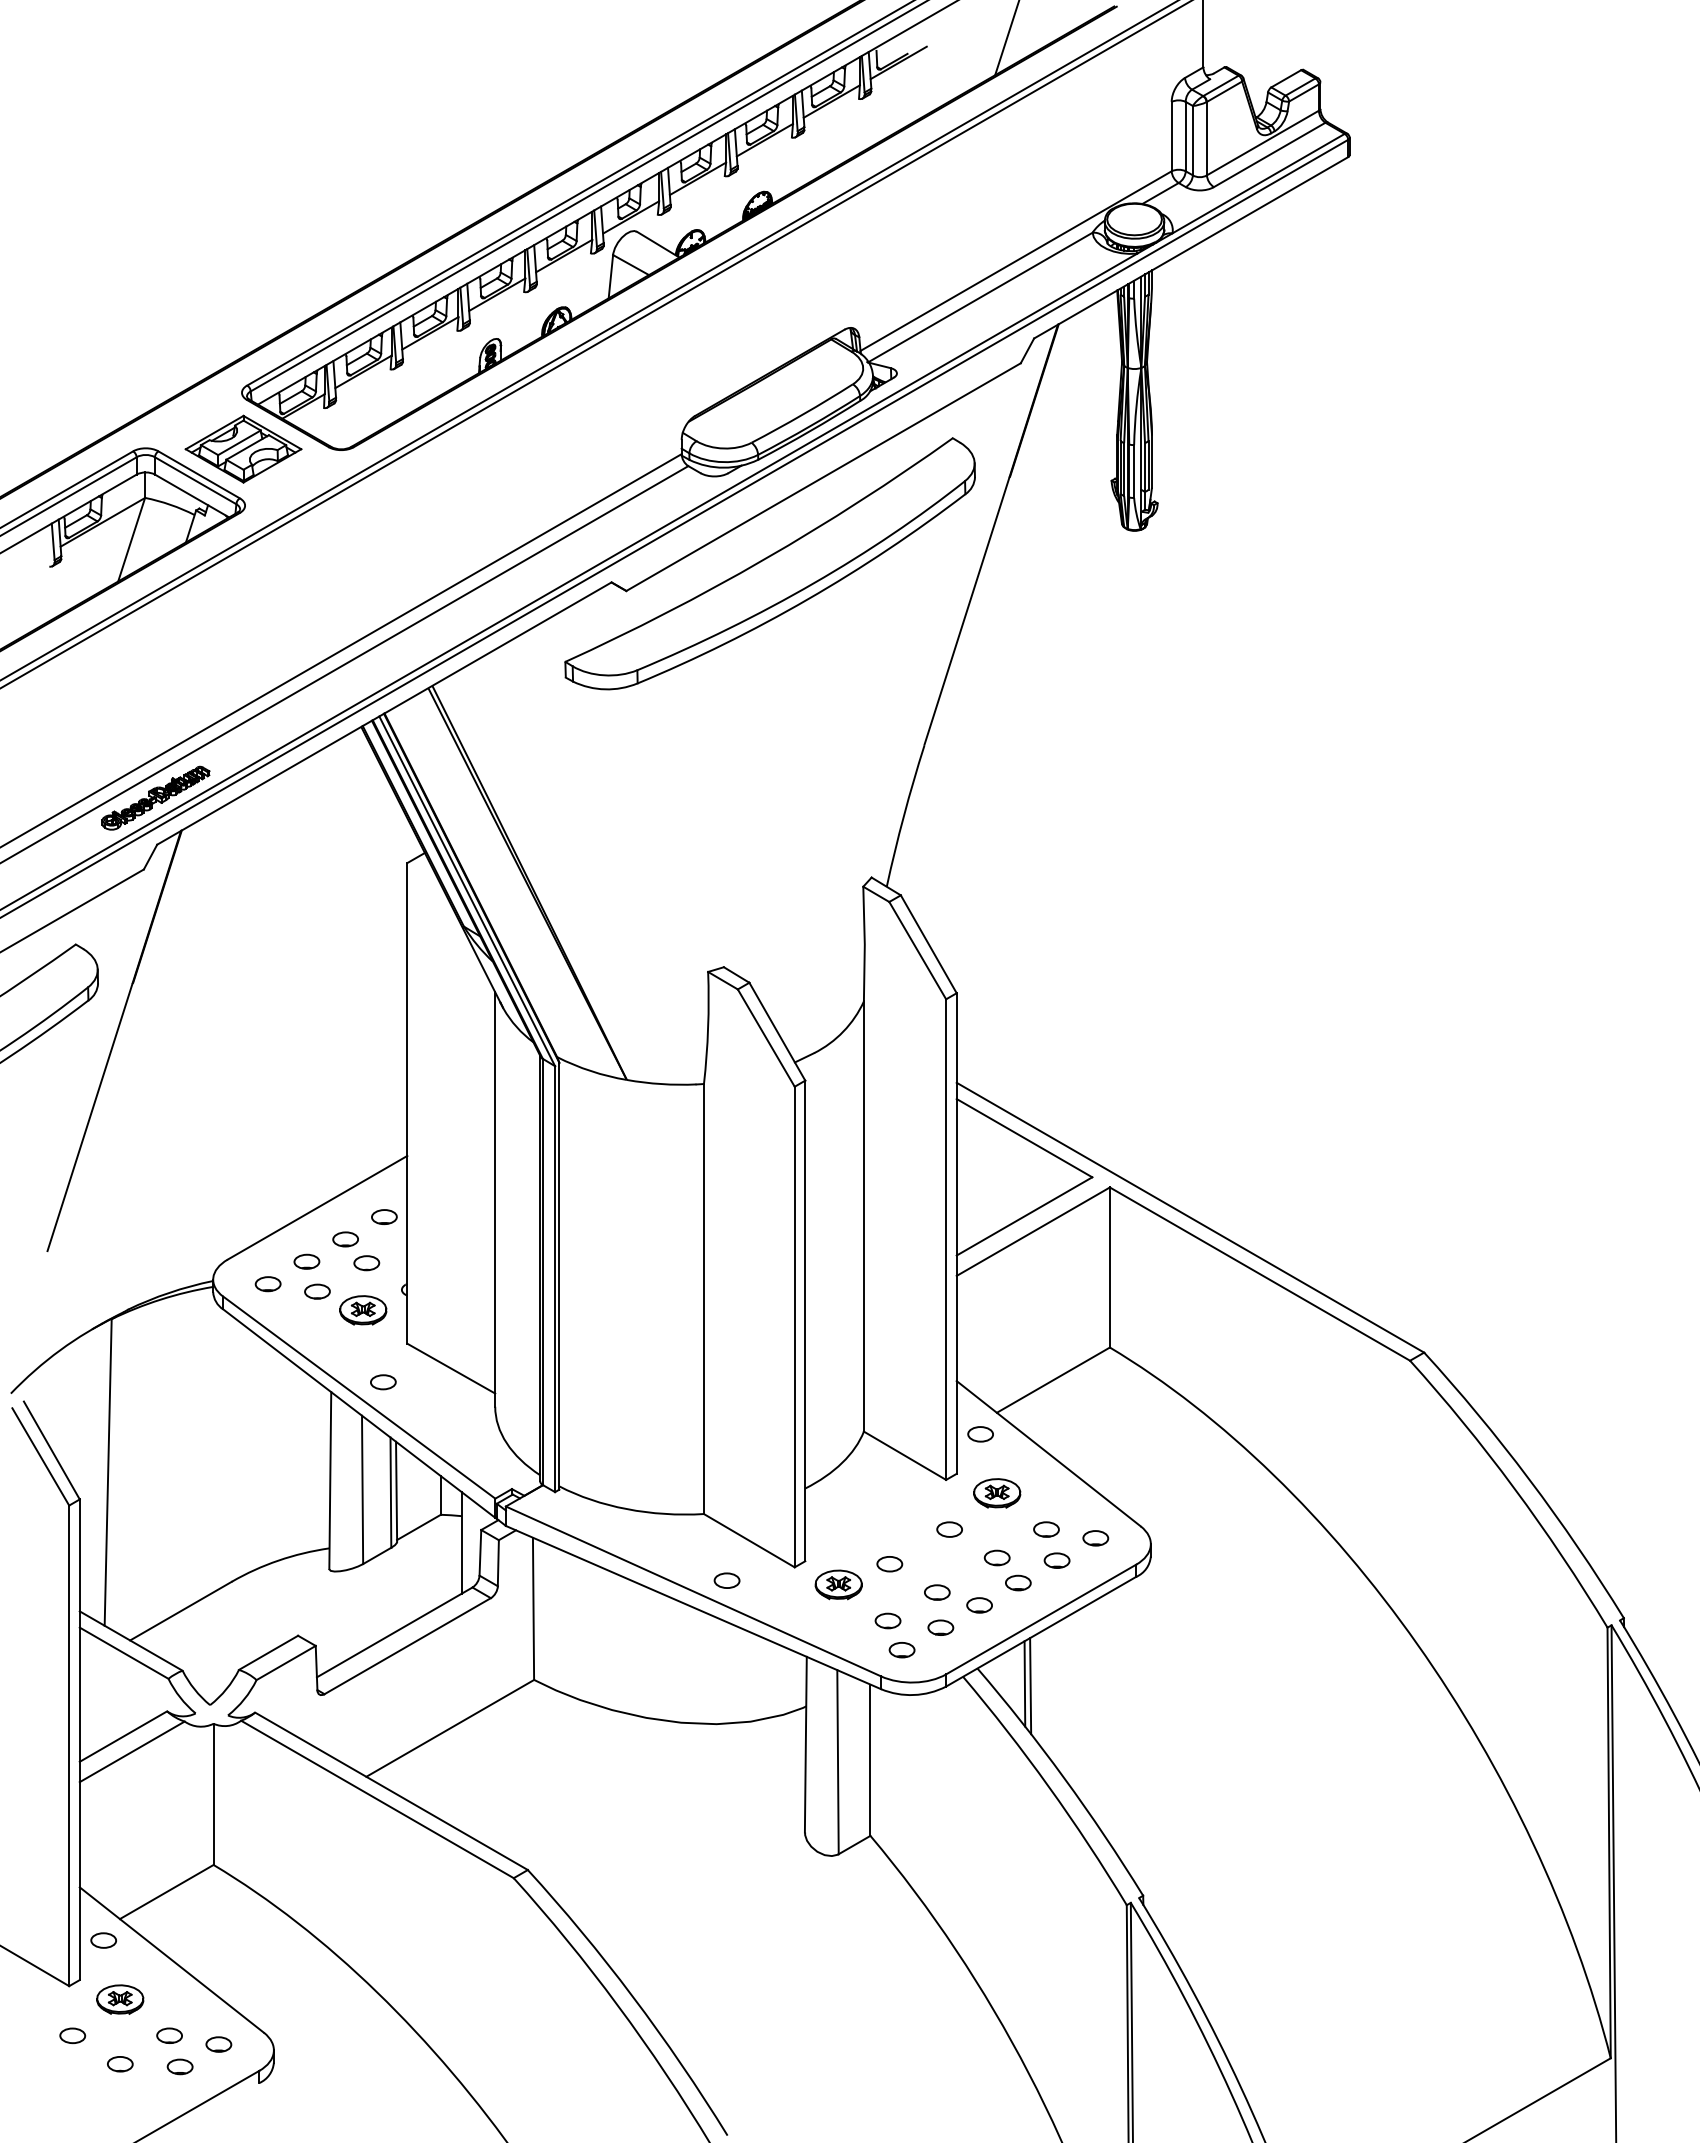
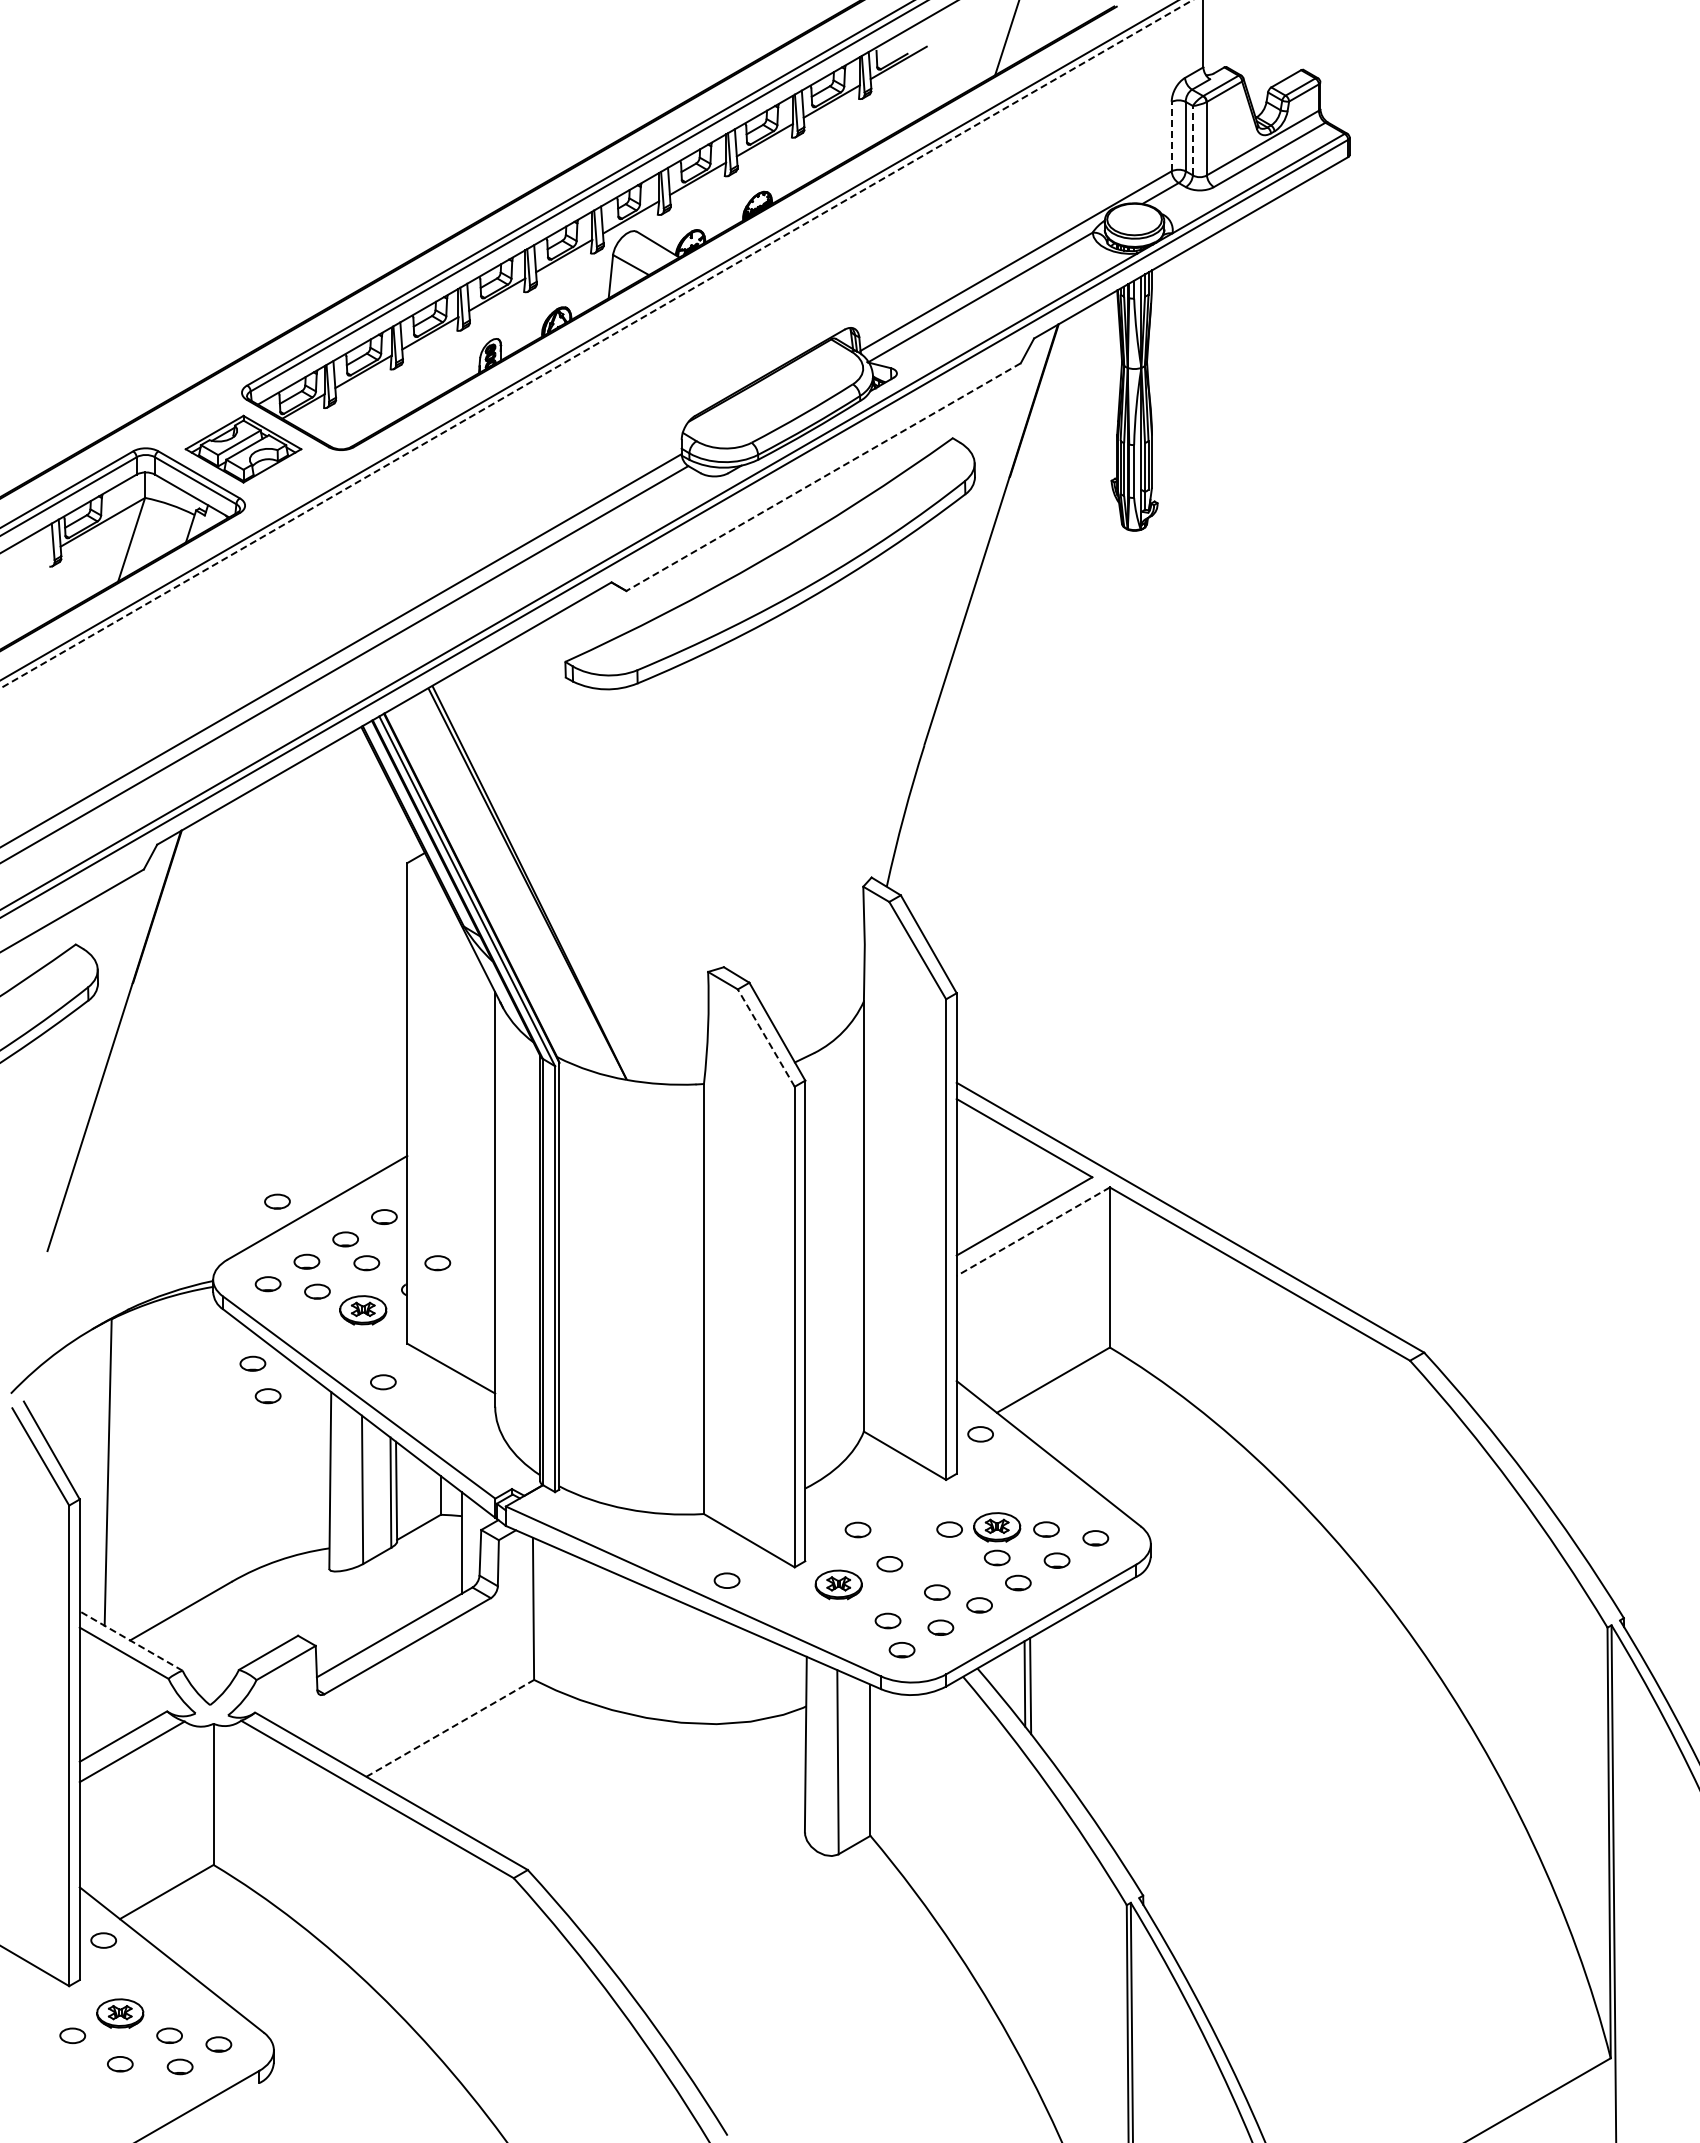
line: solid -> dashed (1171, 136)
line: solid -> dashed (1192, 140)
line: solid -> dashed (596, 344)
line: solid -> dashed (823, 477)
part: present -> none (155, 797)
line: solid -> dashed (766, 1037)
part: none -> present (277, 1201)
line: solid -> dashed (1032, 1231)
part: none -> present (437, 1263)
part: none -> present (252, 1363)
part: none -> present (267, 1396)
part position: (997, 1493) -> (997, 1527) (997, 1527)
part: none -> present (857, 1529)
line: solid -> dashed (130, 1640)
line: solid -> dashed (450, 1728)
part position: (120, 1999) -> (120, 2013) (120, 2013)
